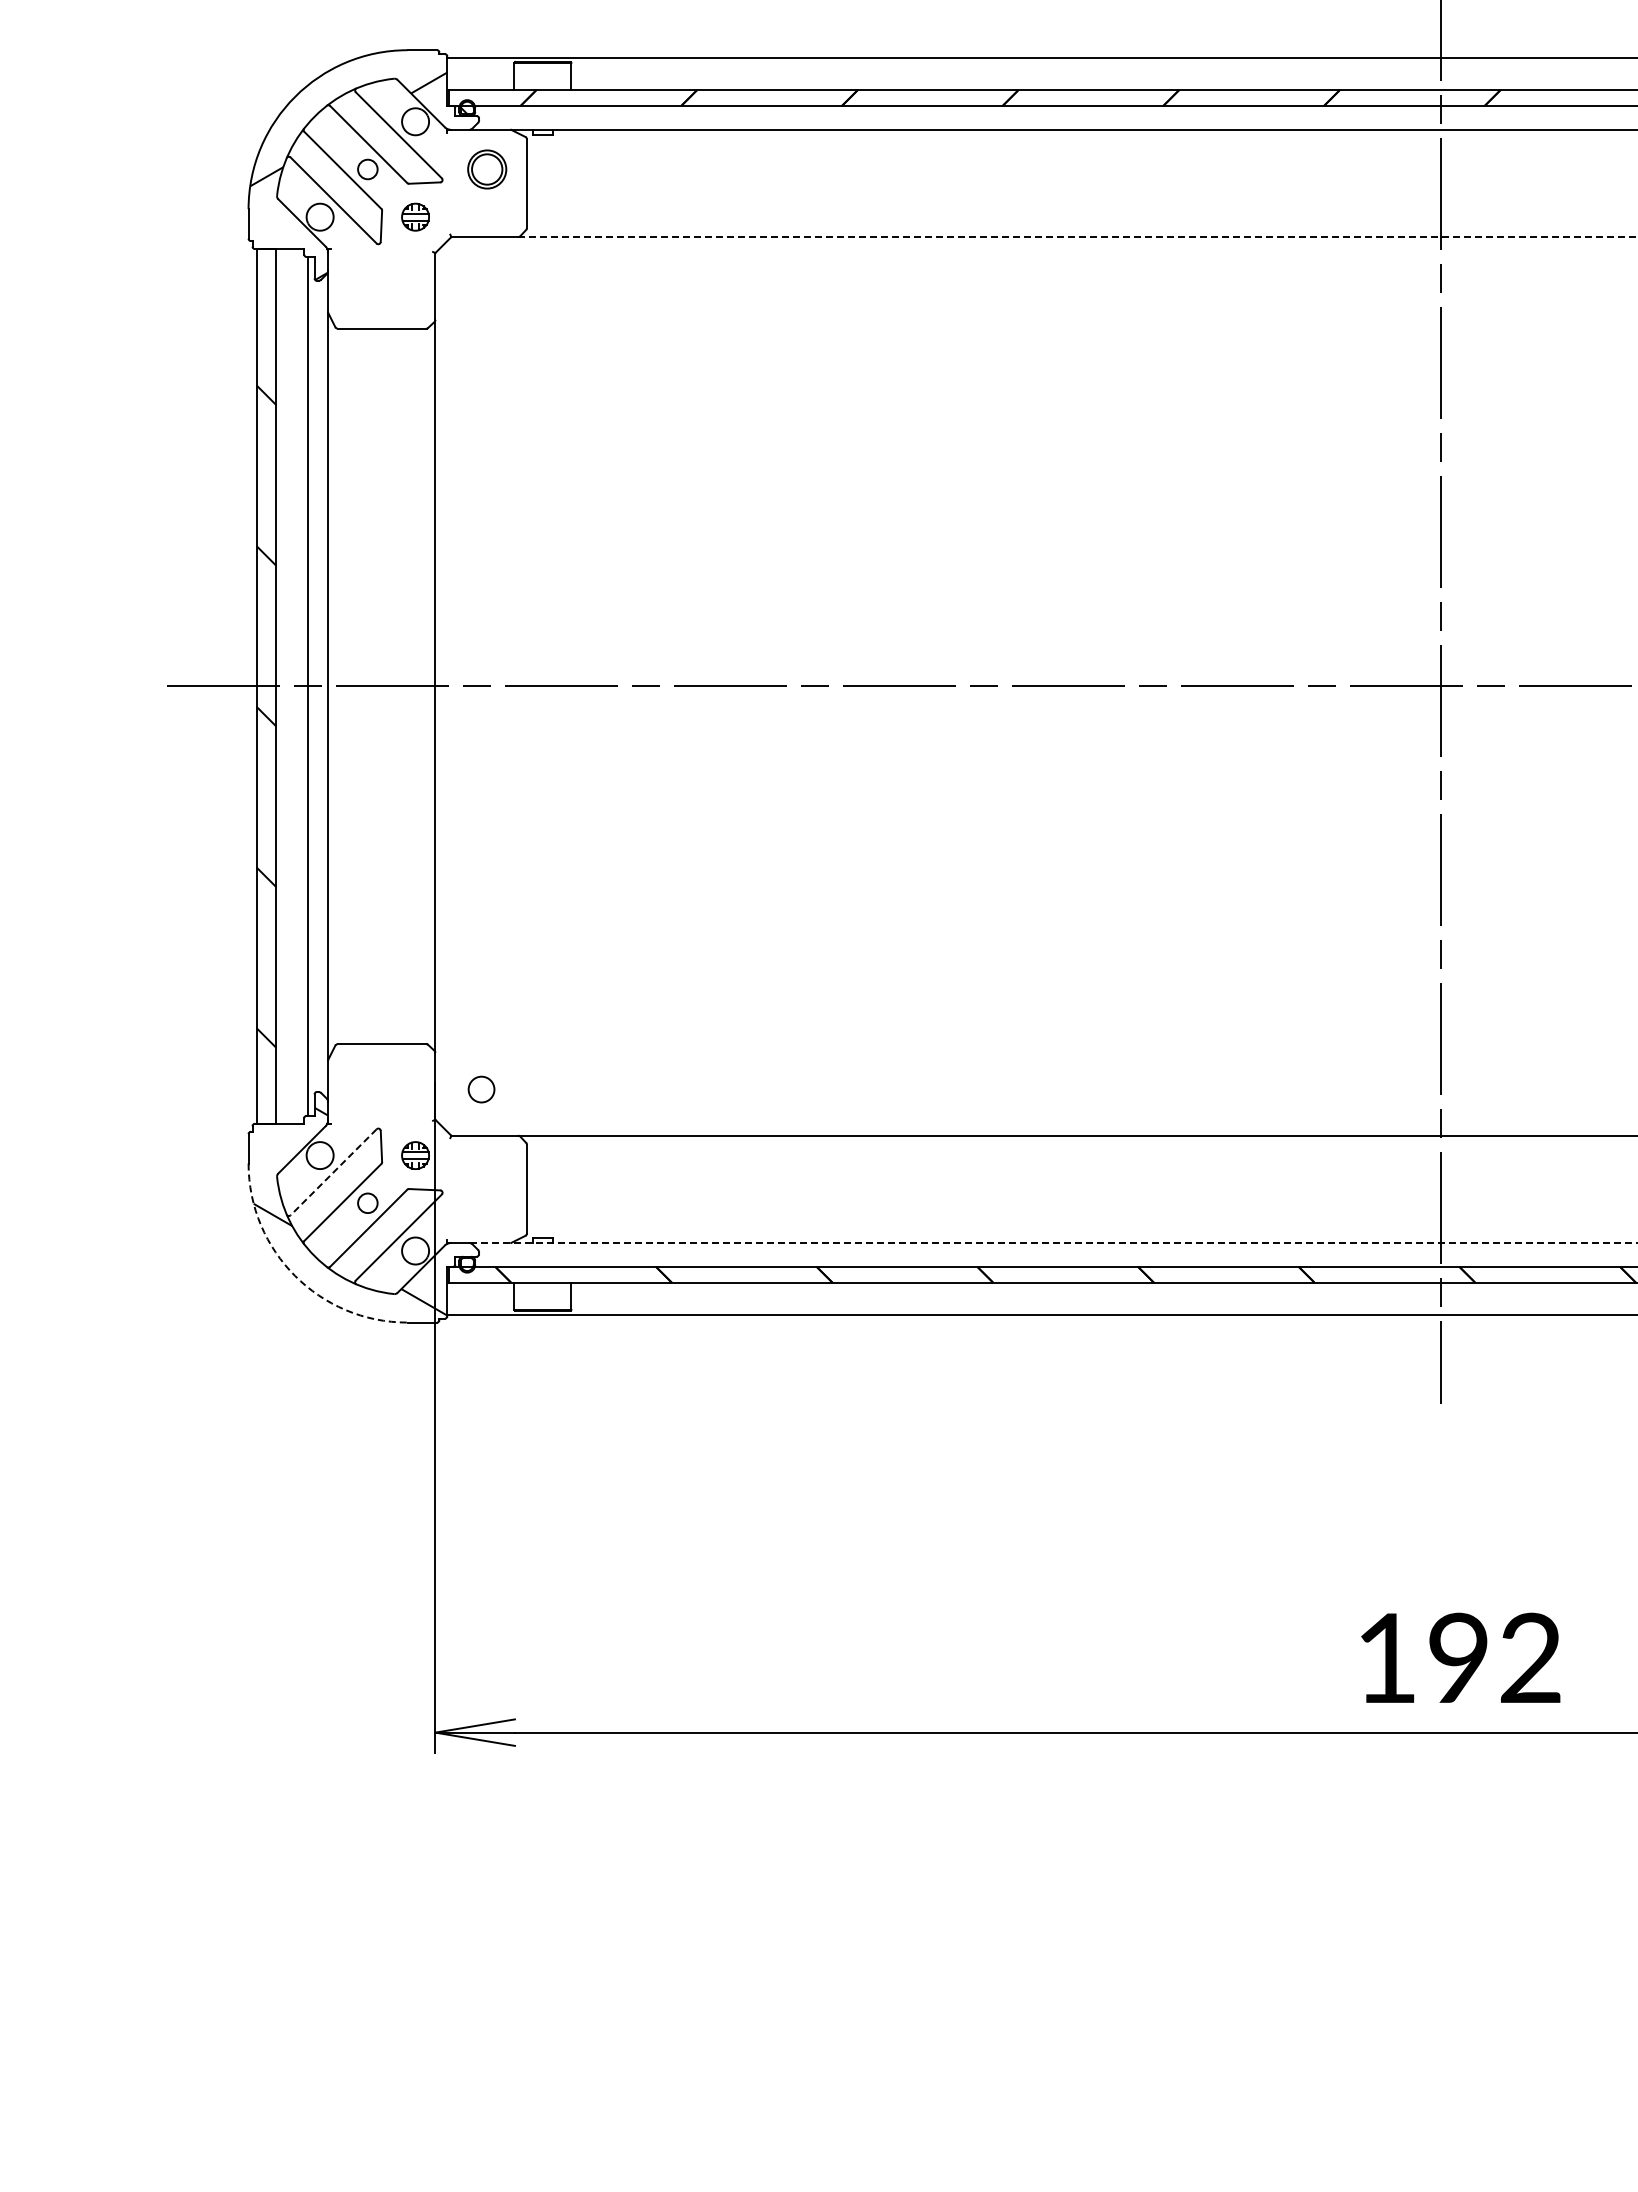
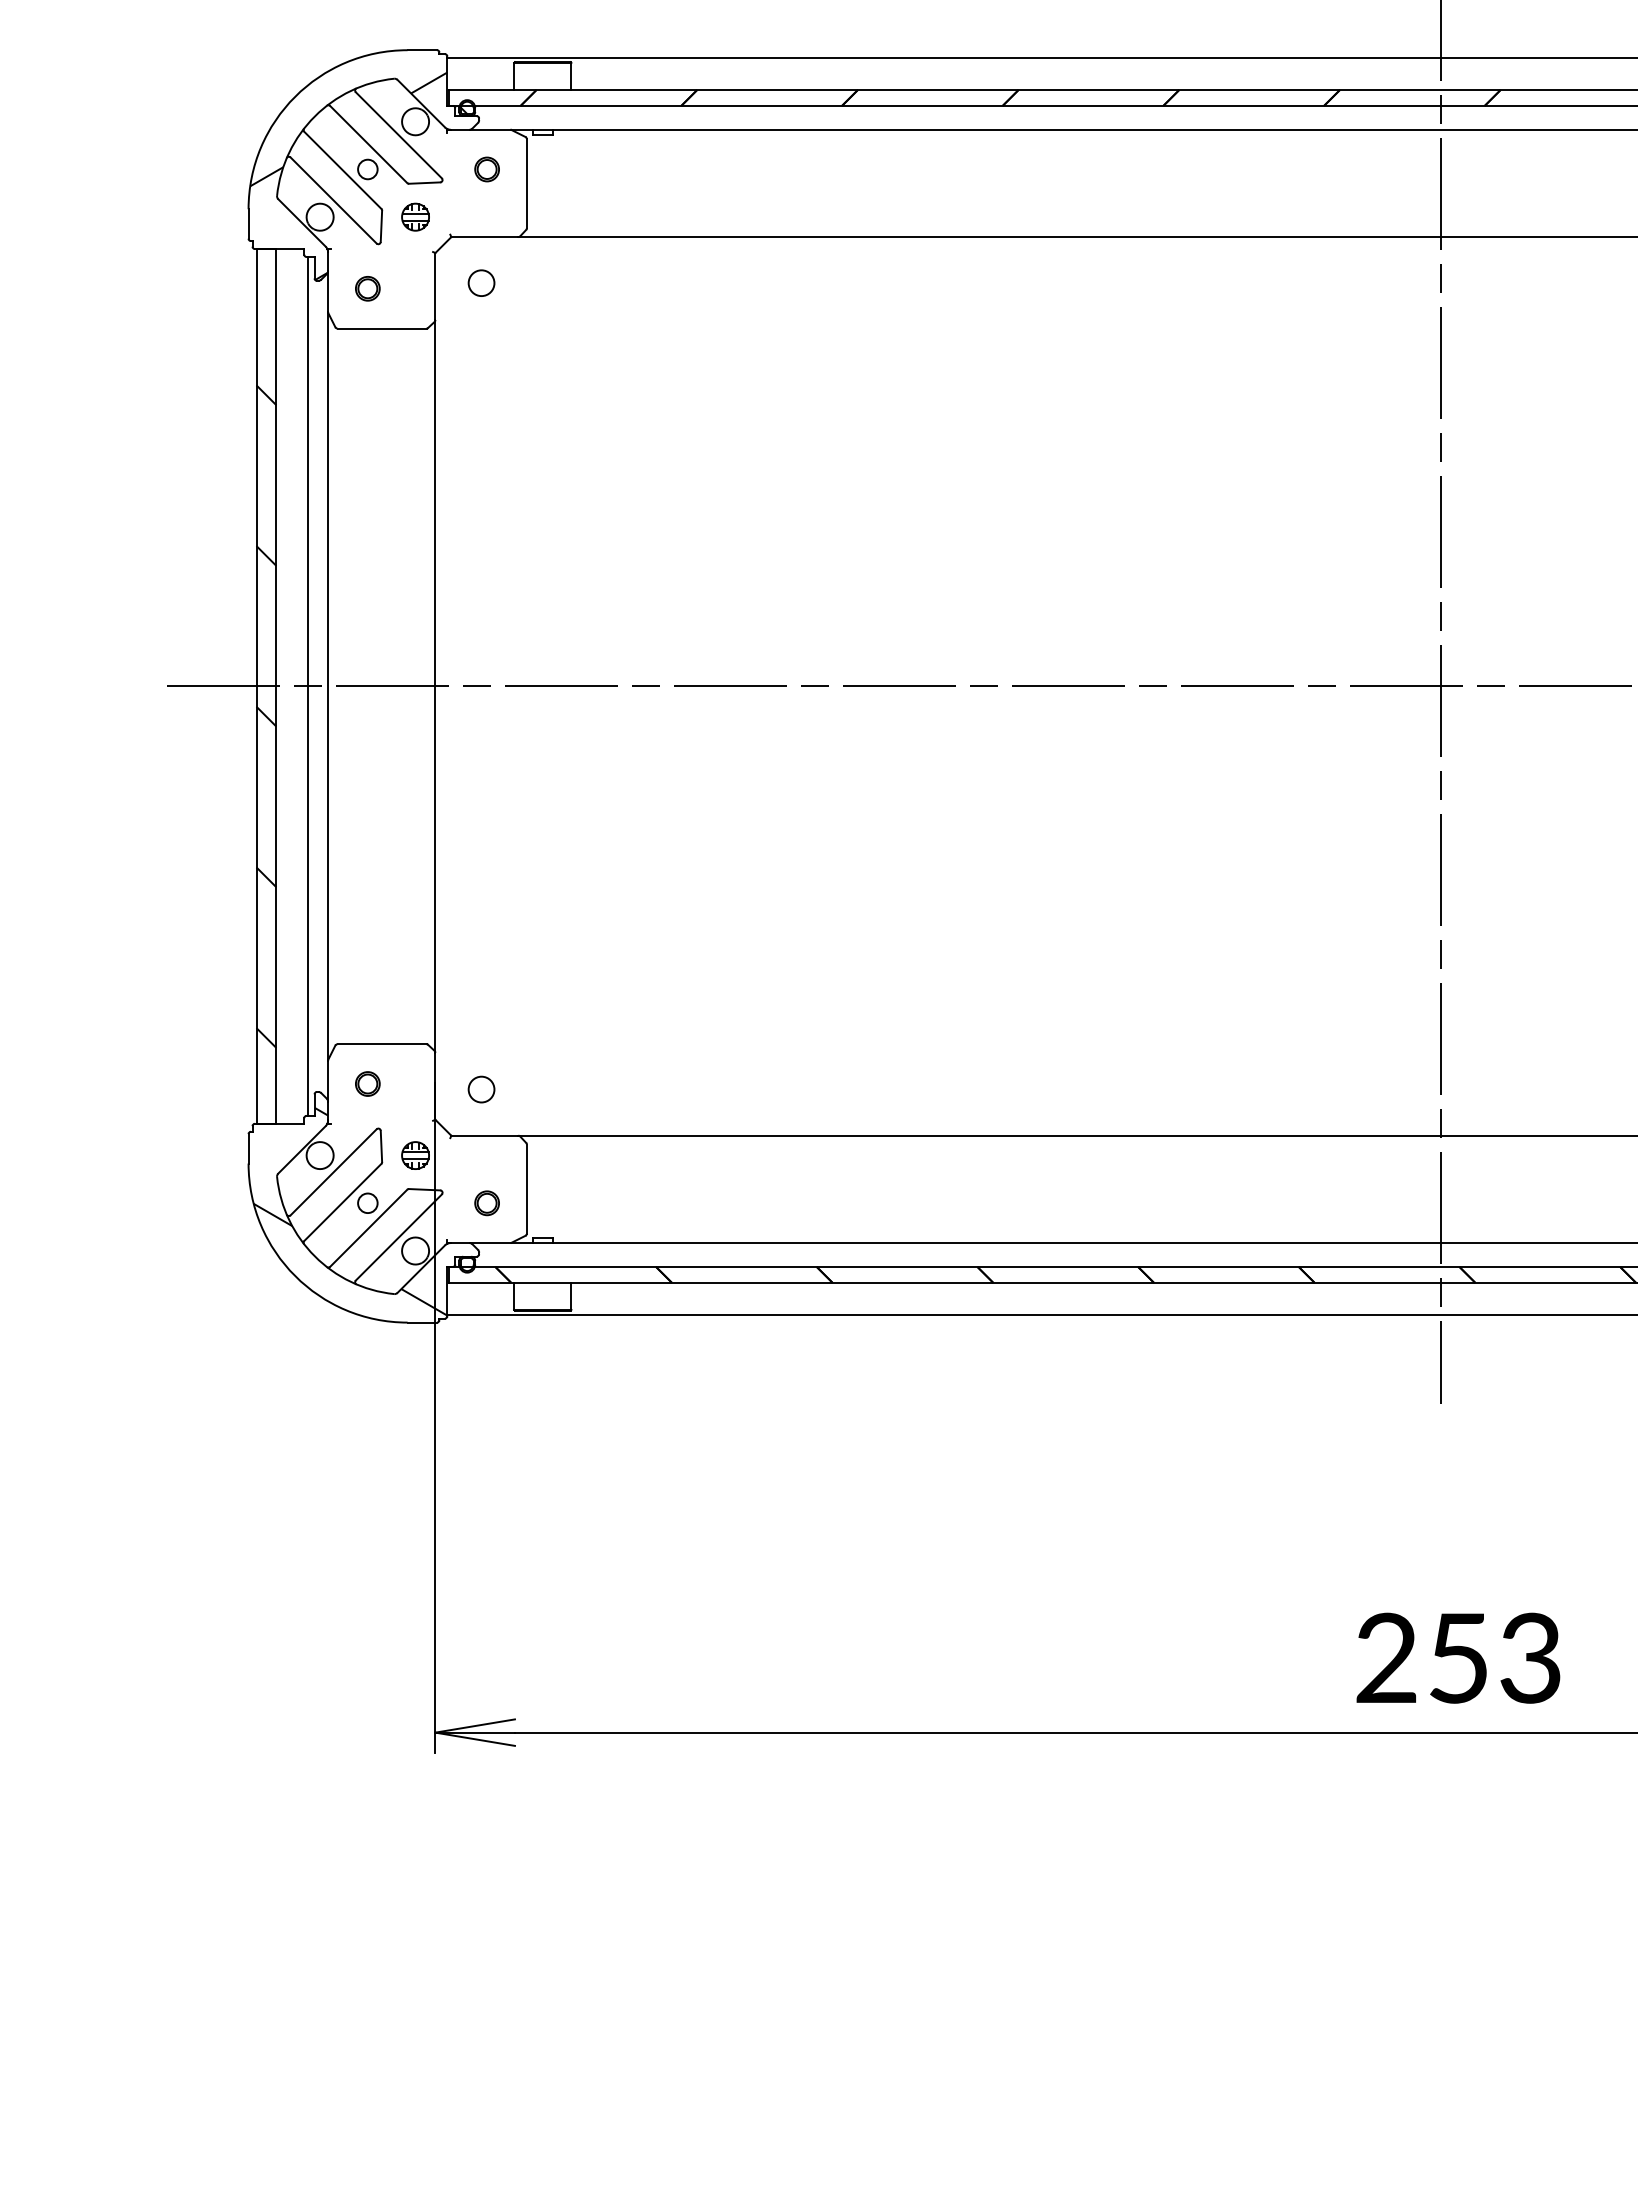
part size: 41x41 px -> 26x27 px (486, 169)
line: dashed -> solid (1078, 237)
circle: none -> present (481, 282)
part: none -> present (367, 288)
part: none -> present (367, 1083)
line: dashed -> solid (333, 1172)
part: none -> present (486, 1203)
line: dashed -> solid (1053, 1243)
arc: dashed -> solid (295, 1276)
text: 192 -> 253 (1458, 1657)
